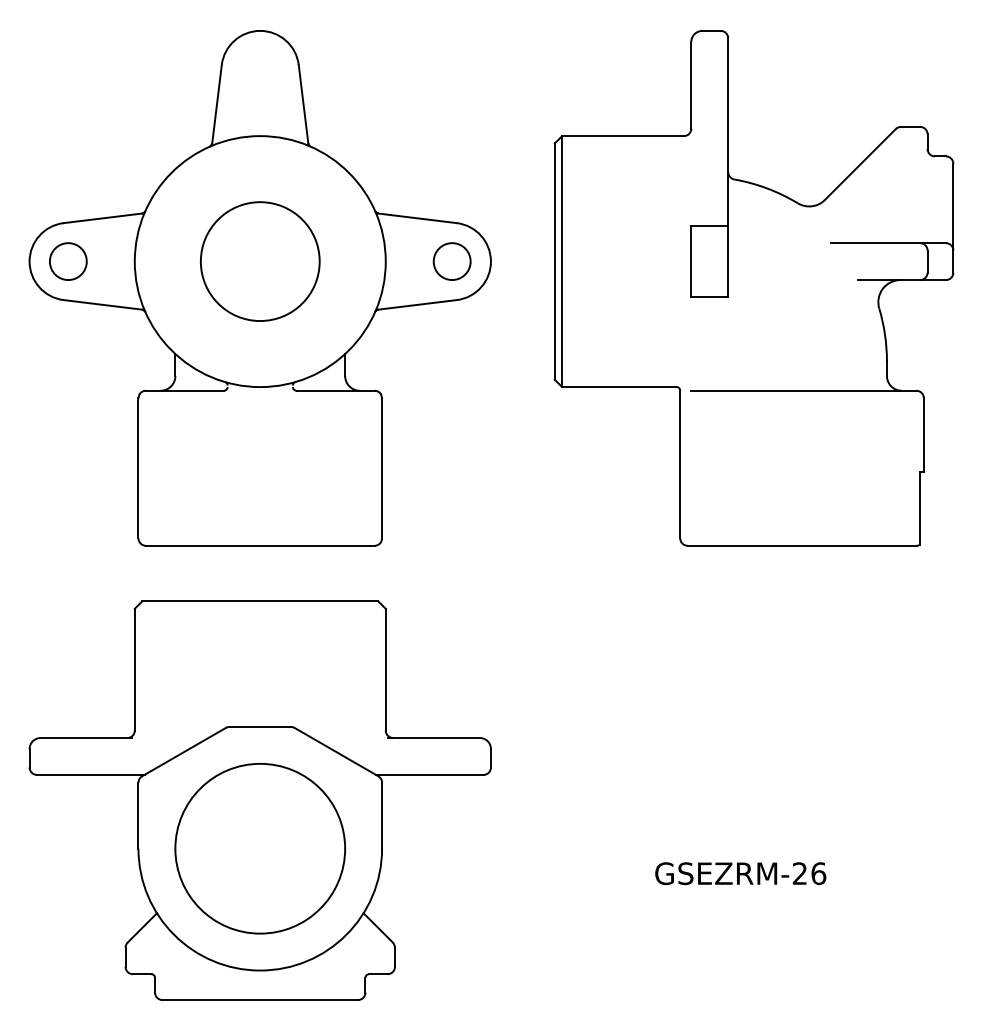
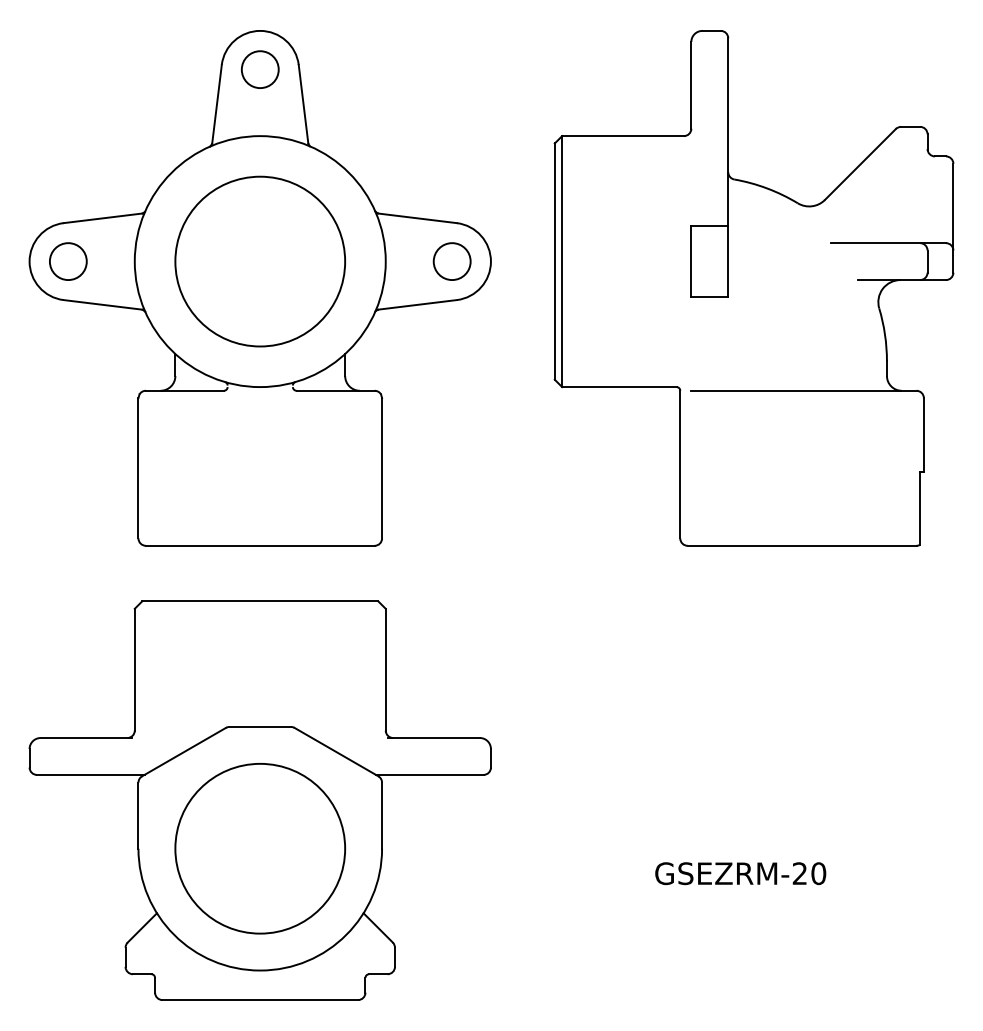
circle: none -> present (259, 69)
circle diameter: 119 px -> 170 px (260, 261)
text: GSEZRM-26 -> GSEZRM-20 (818, 873)
